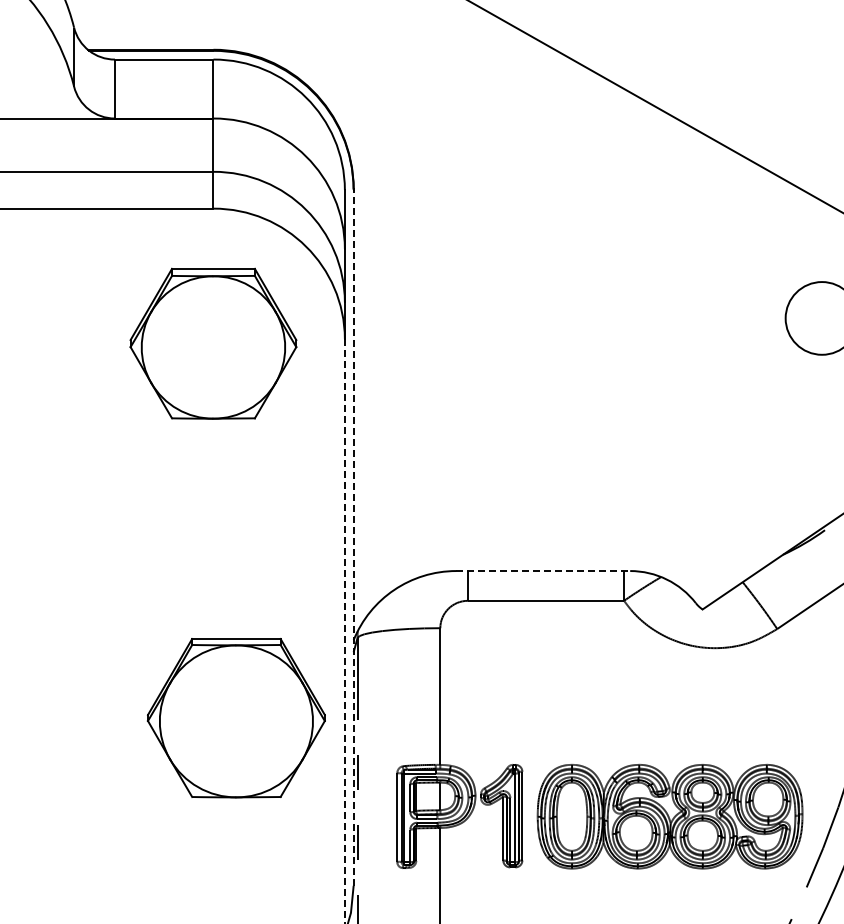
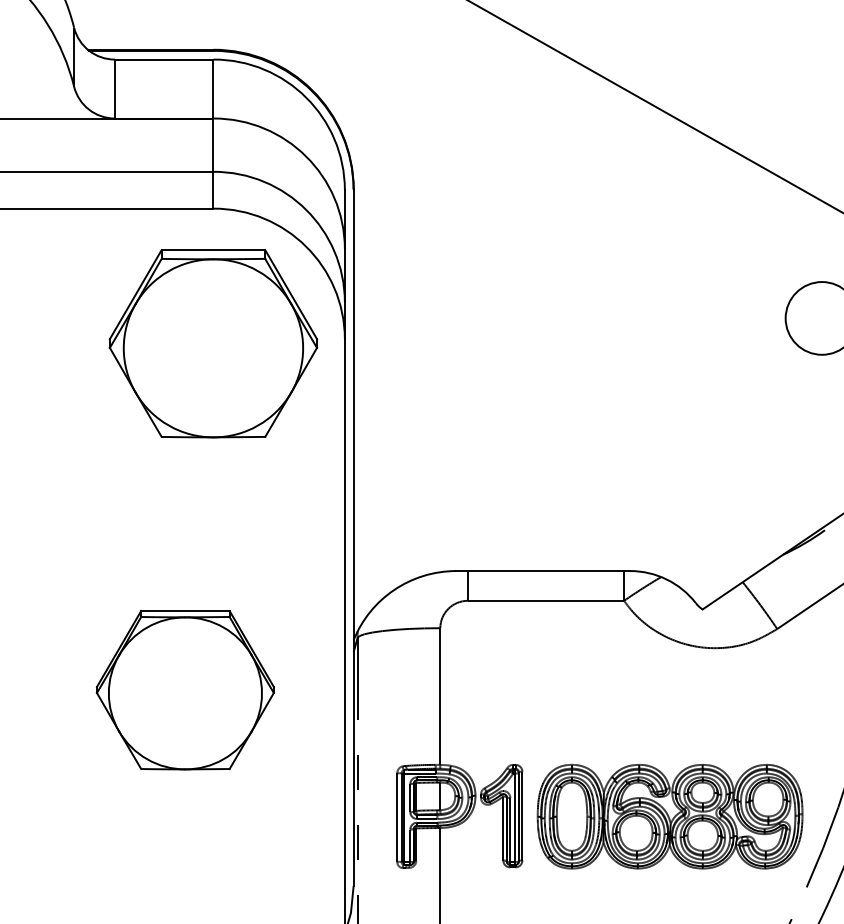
part size: 169x153 px -> 211x190 px (213, 343)
line: dashed -> solid (353, 537)
line: dashed -> solid (543, 571)
line: dashed -> solid (344, 632)
part position: (236, 718) -> (185, 690) (185, 690)
